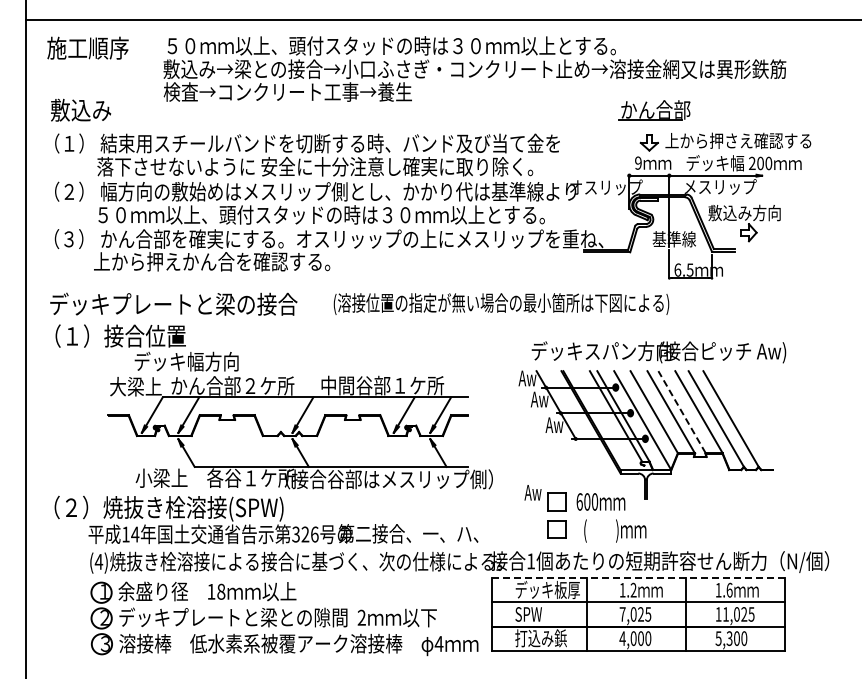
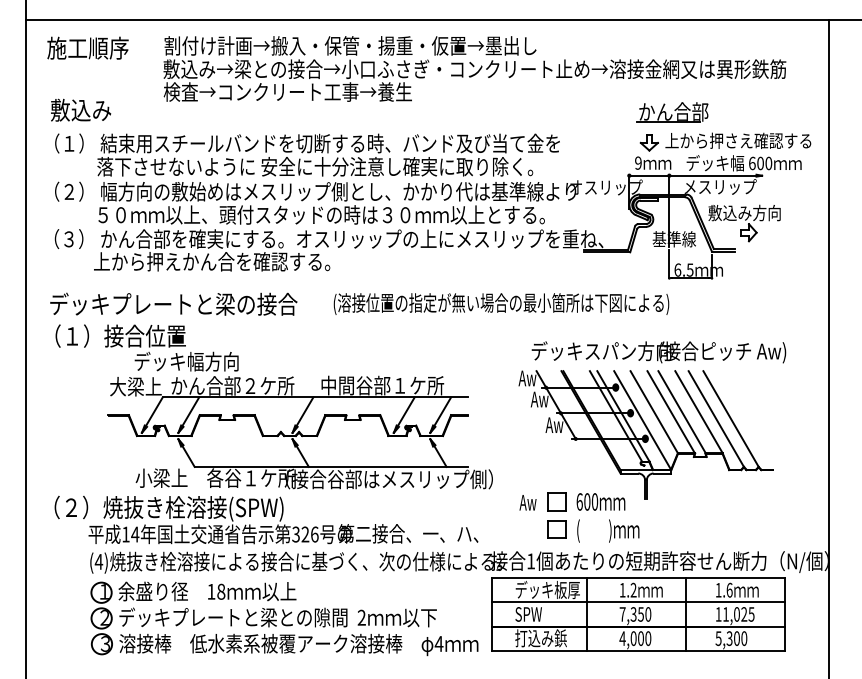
text: ５０ｍｍ以上、頭付スタッドの時は３０ｍｍ以上とする。 -> 割付け計画→搬入・保管・揚重・仮置→墨出し (389, 45)
part position: (654, 110) -> (672, 112) (672, 112)
text: 200 -> 600 (751, 163)
line: none -> present (829, 347)
line: dashed -> solid (681, 411)
text position: (532, 492) -> (527, 502) (527, 502)
text position: (615, 530) -> (608, 530) (608, 530)
line: dashed -> solid (638, 578)
text: 7,025 -> 7,350 (640, 614)
